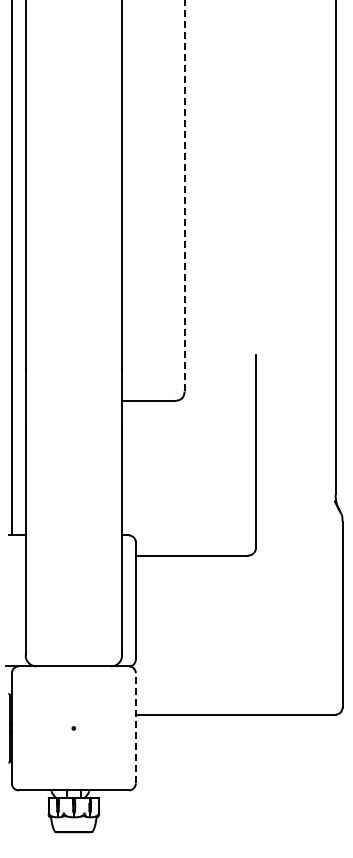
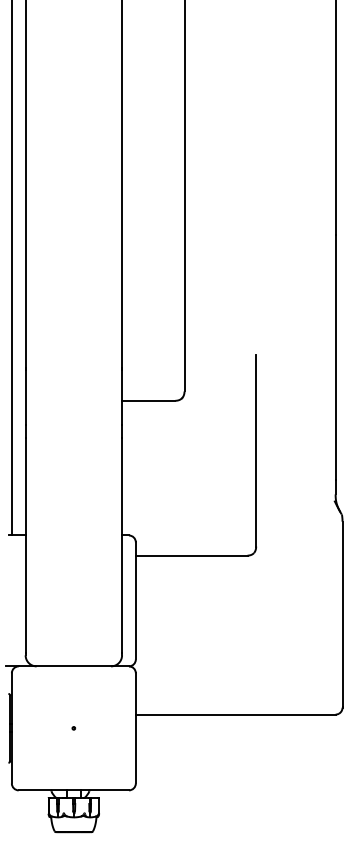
line: dashed -> solid (184, 195)
line: dashed -> solid (135, 727)
